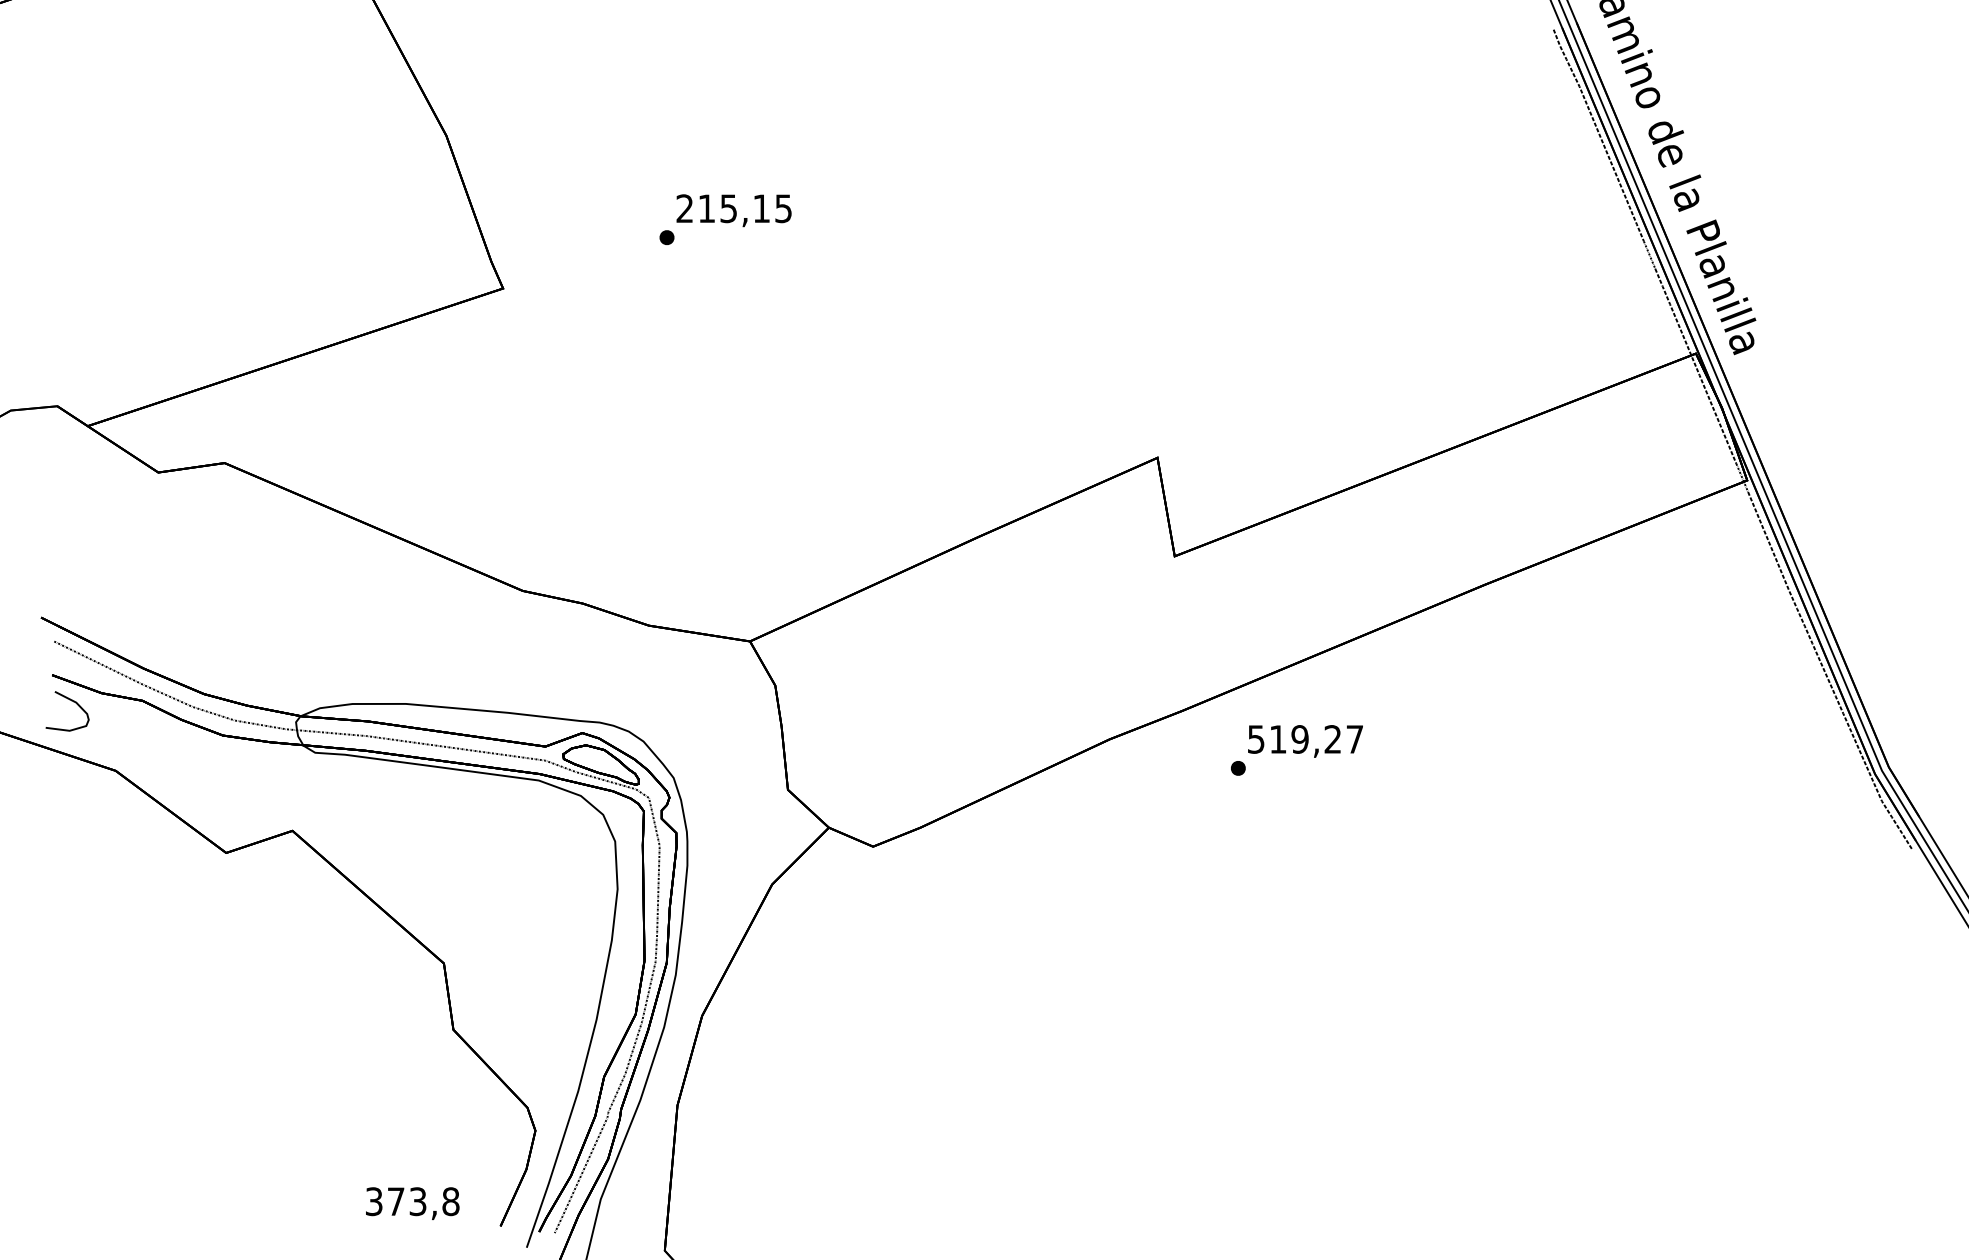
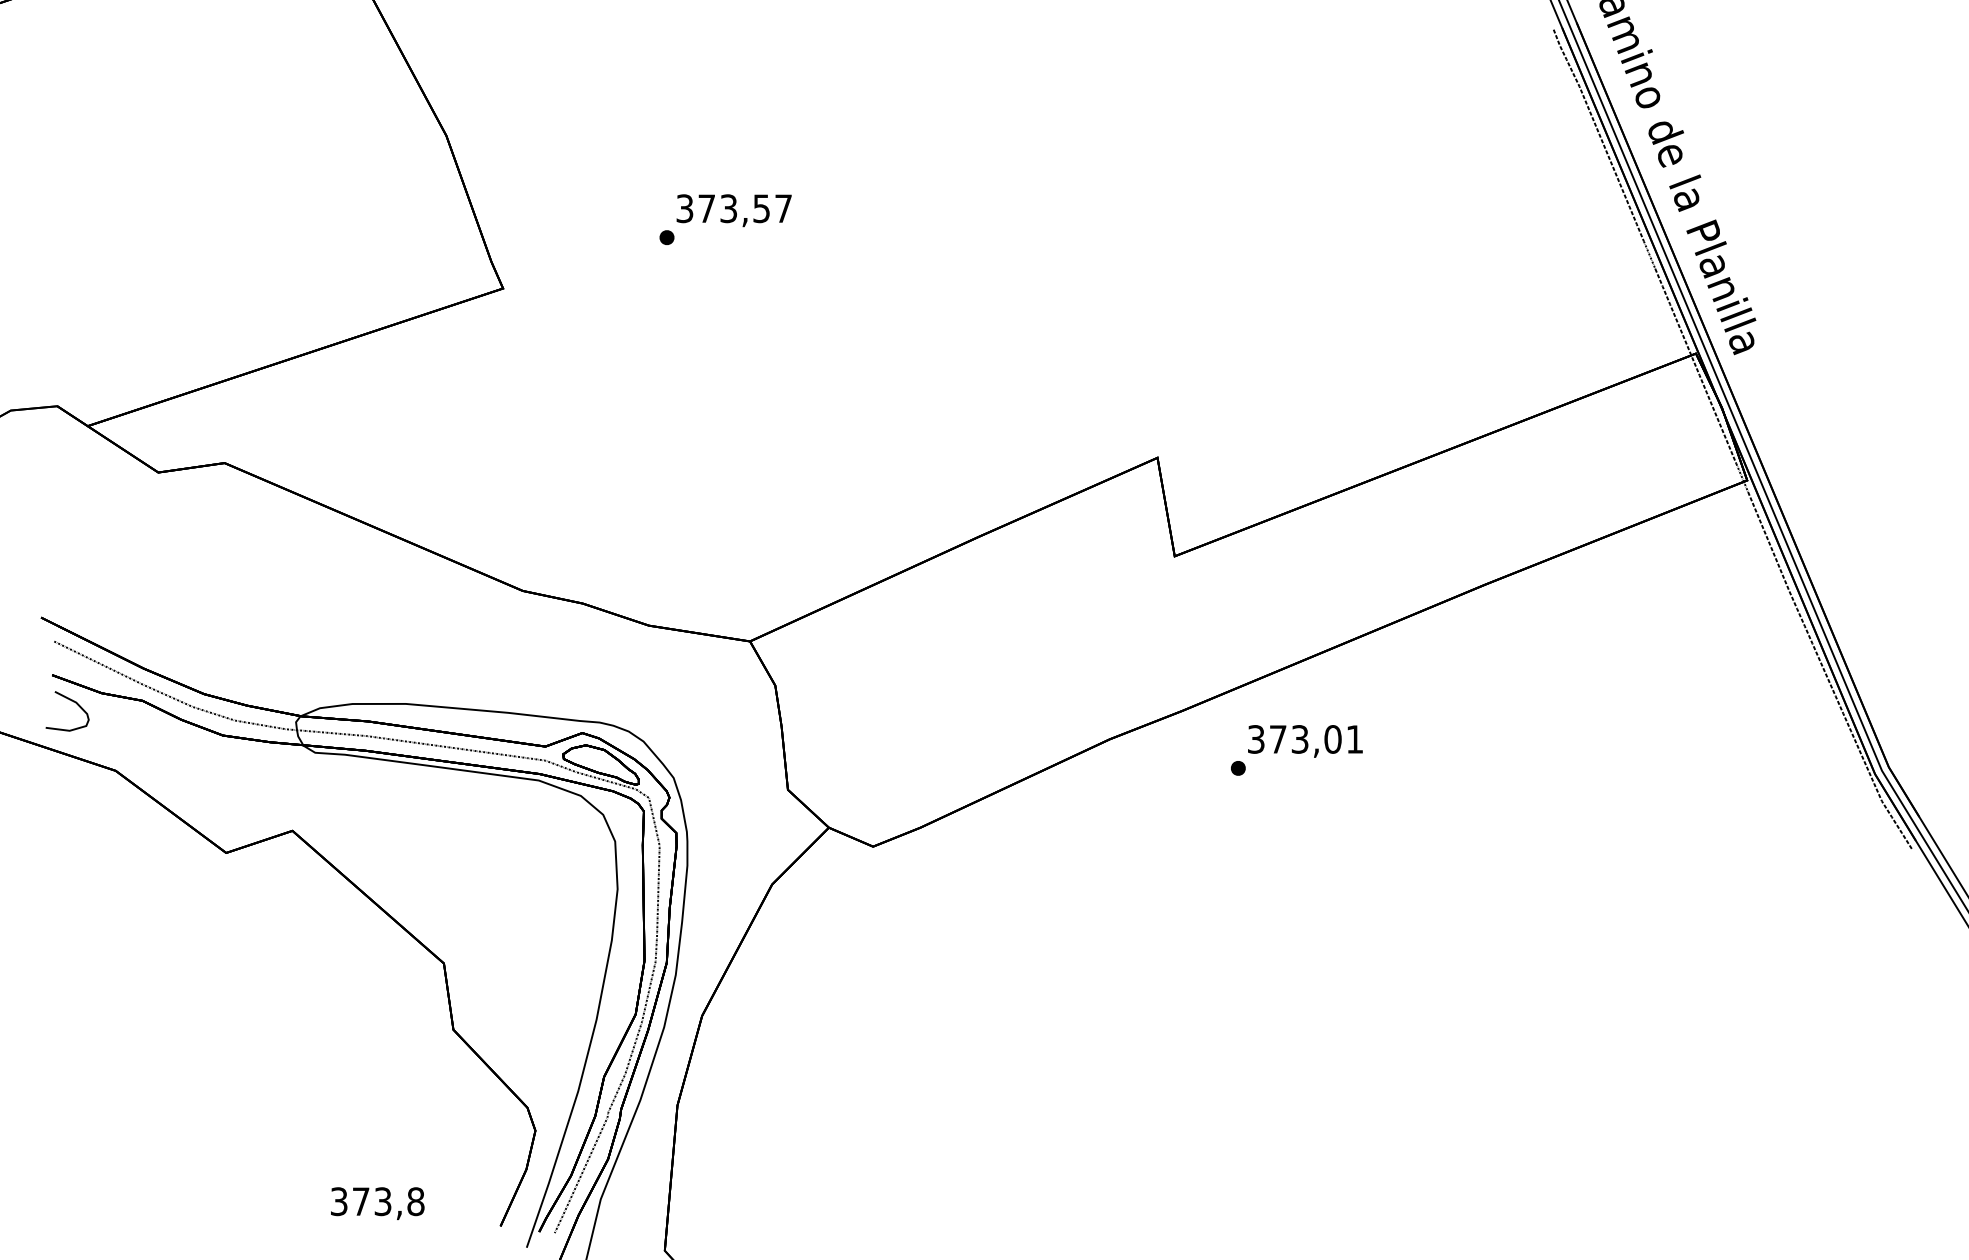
text: 215,15 -> 373,57 (733, 208)
text: 519,27 -> 373,01 (1305, 739)
text position: (412, 1203) -> (377, 1203) (377, 1203)
